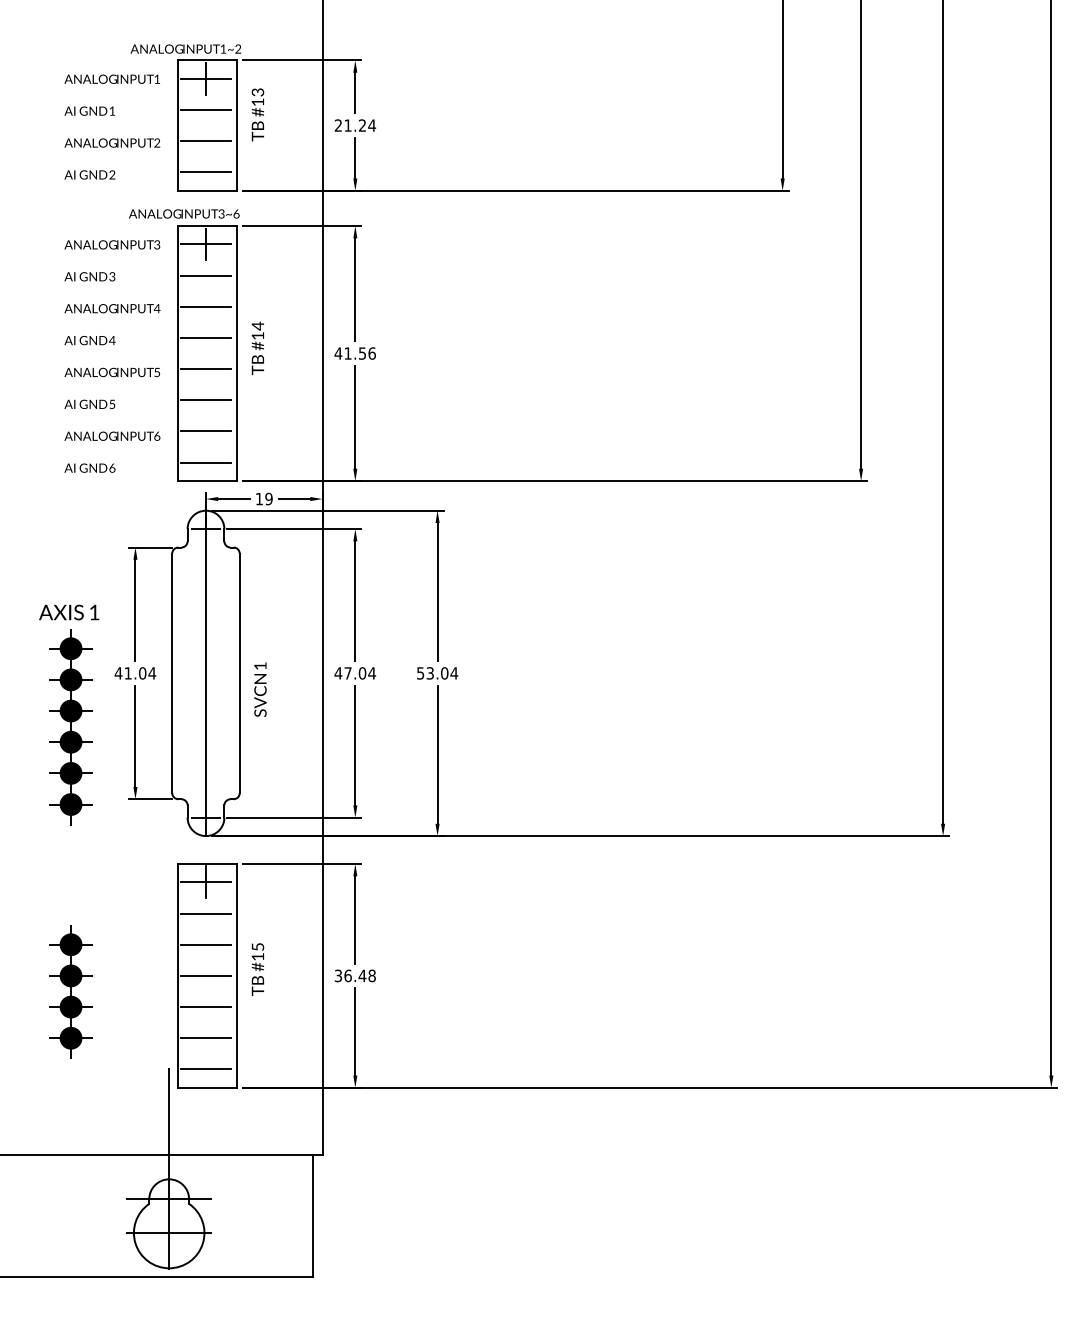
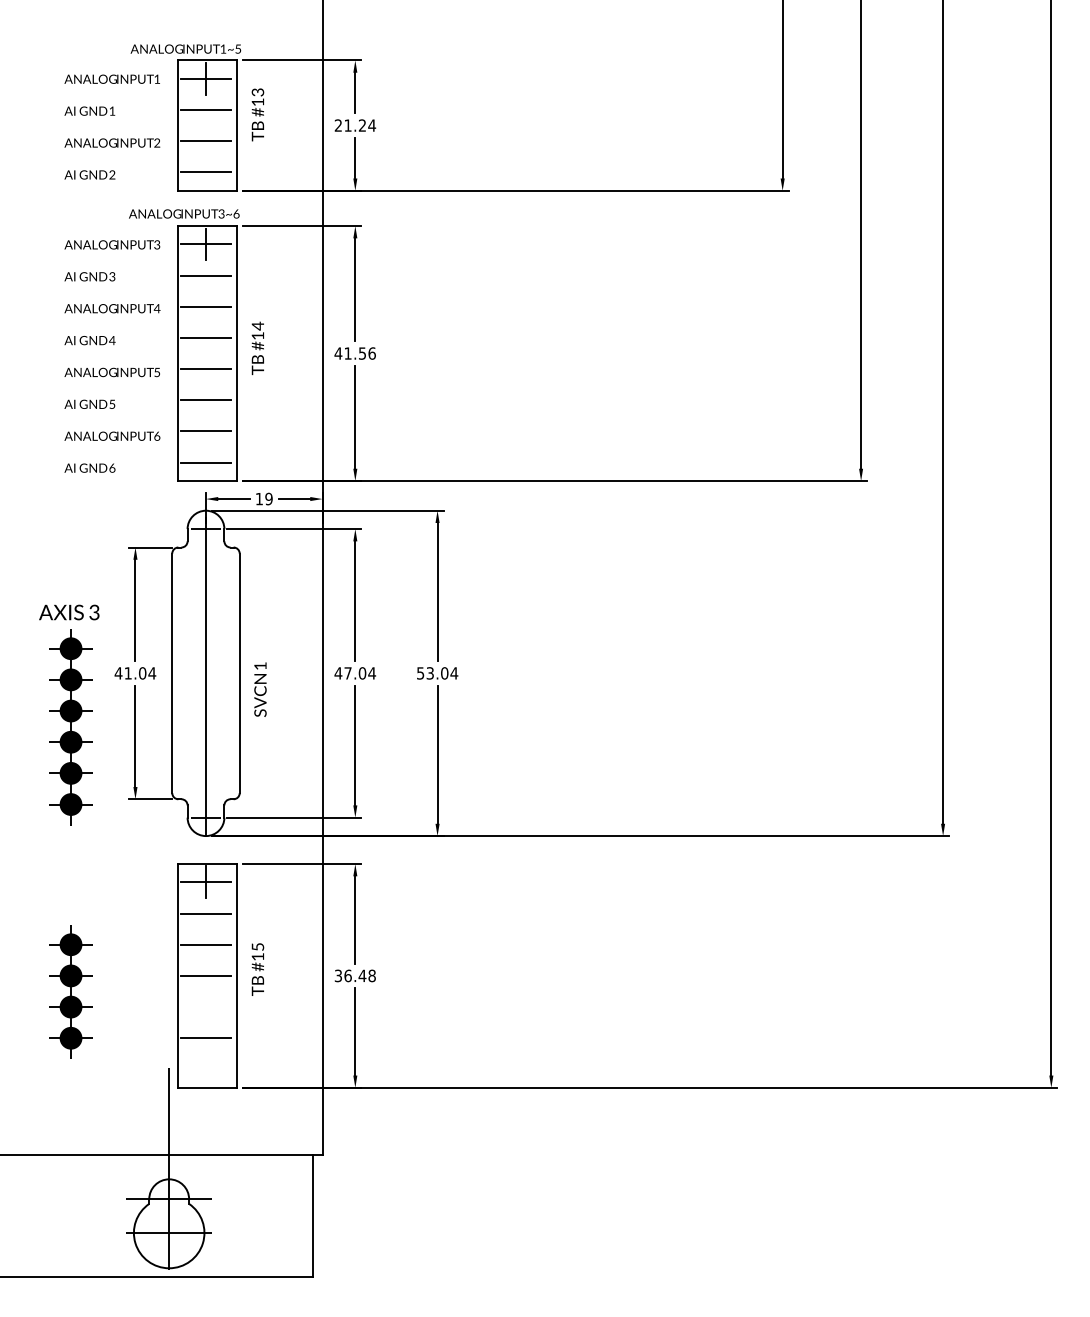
text: 1~2 -> 1~5 (238, 48)
text: 1 -> 3 (94, 612)
line: present -> none (205, 1007)
line: present -> none (205, 1069)
